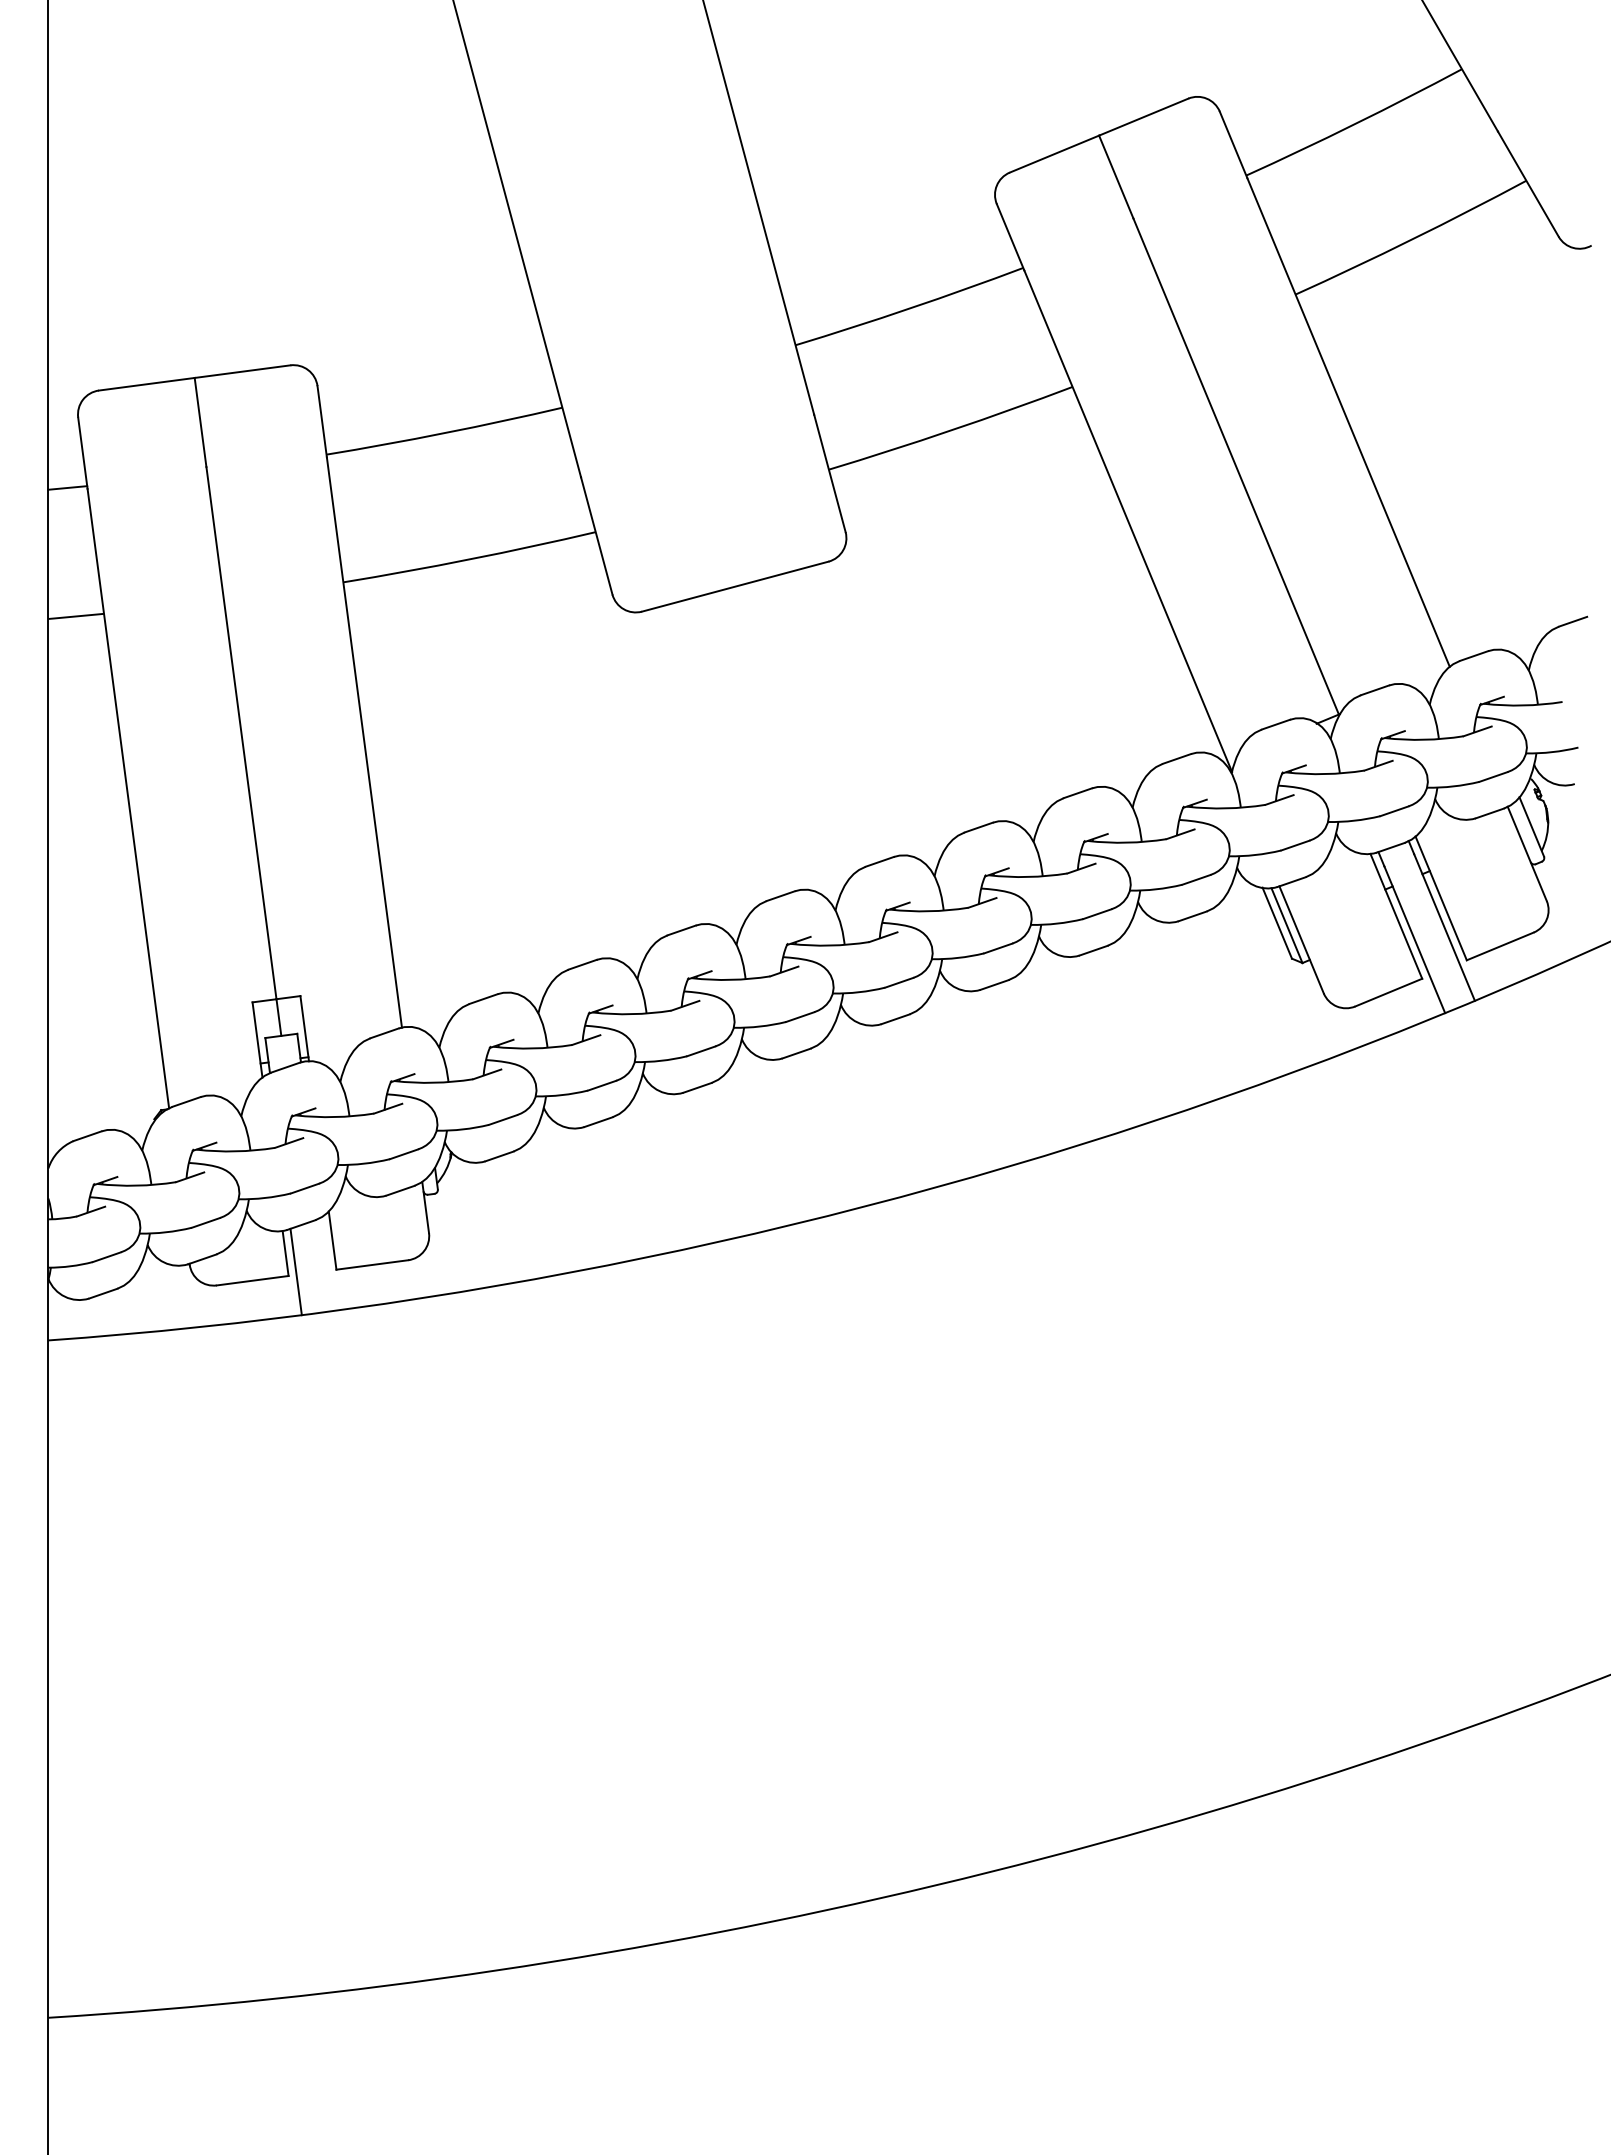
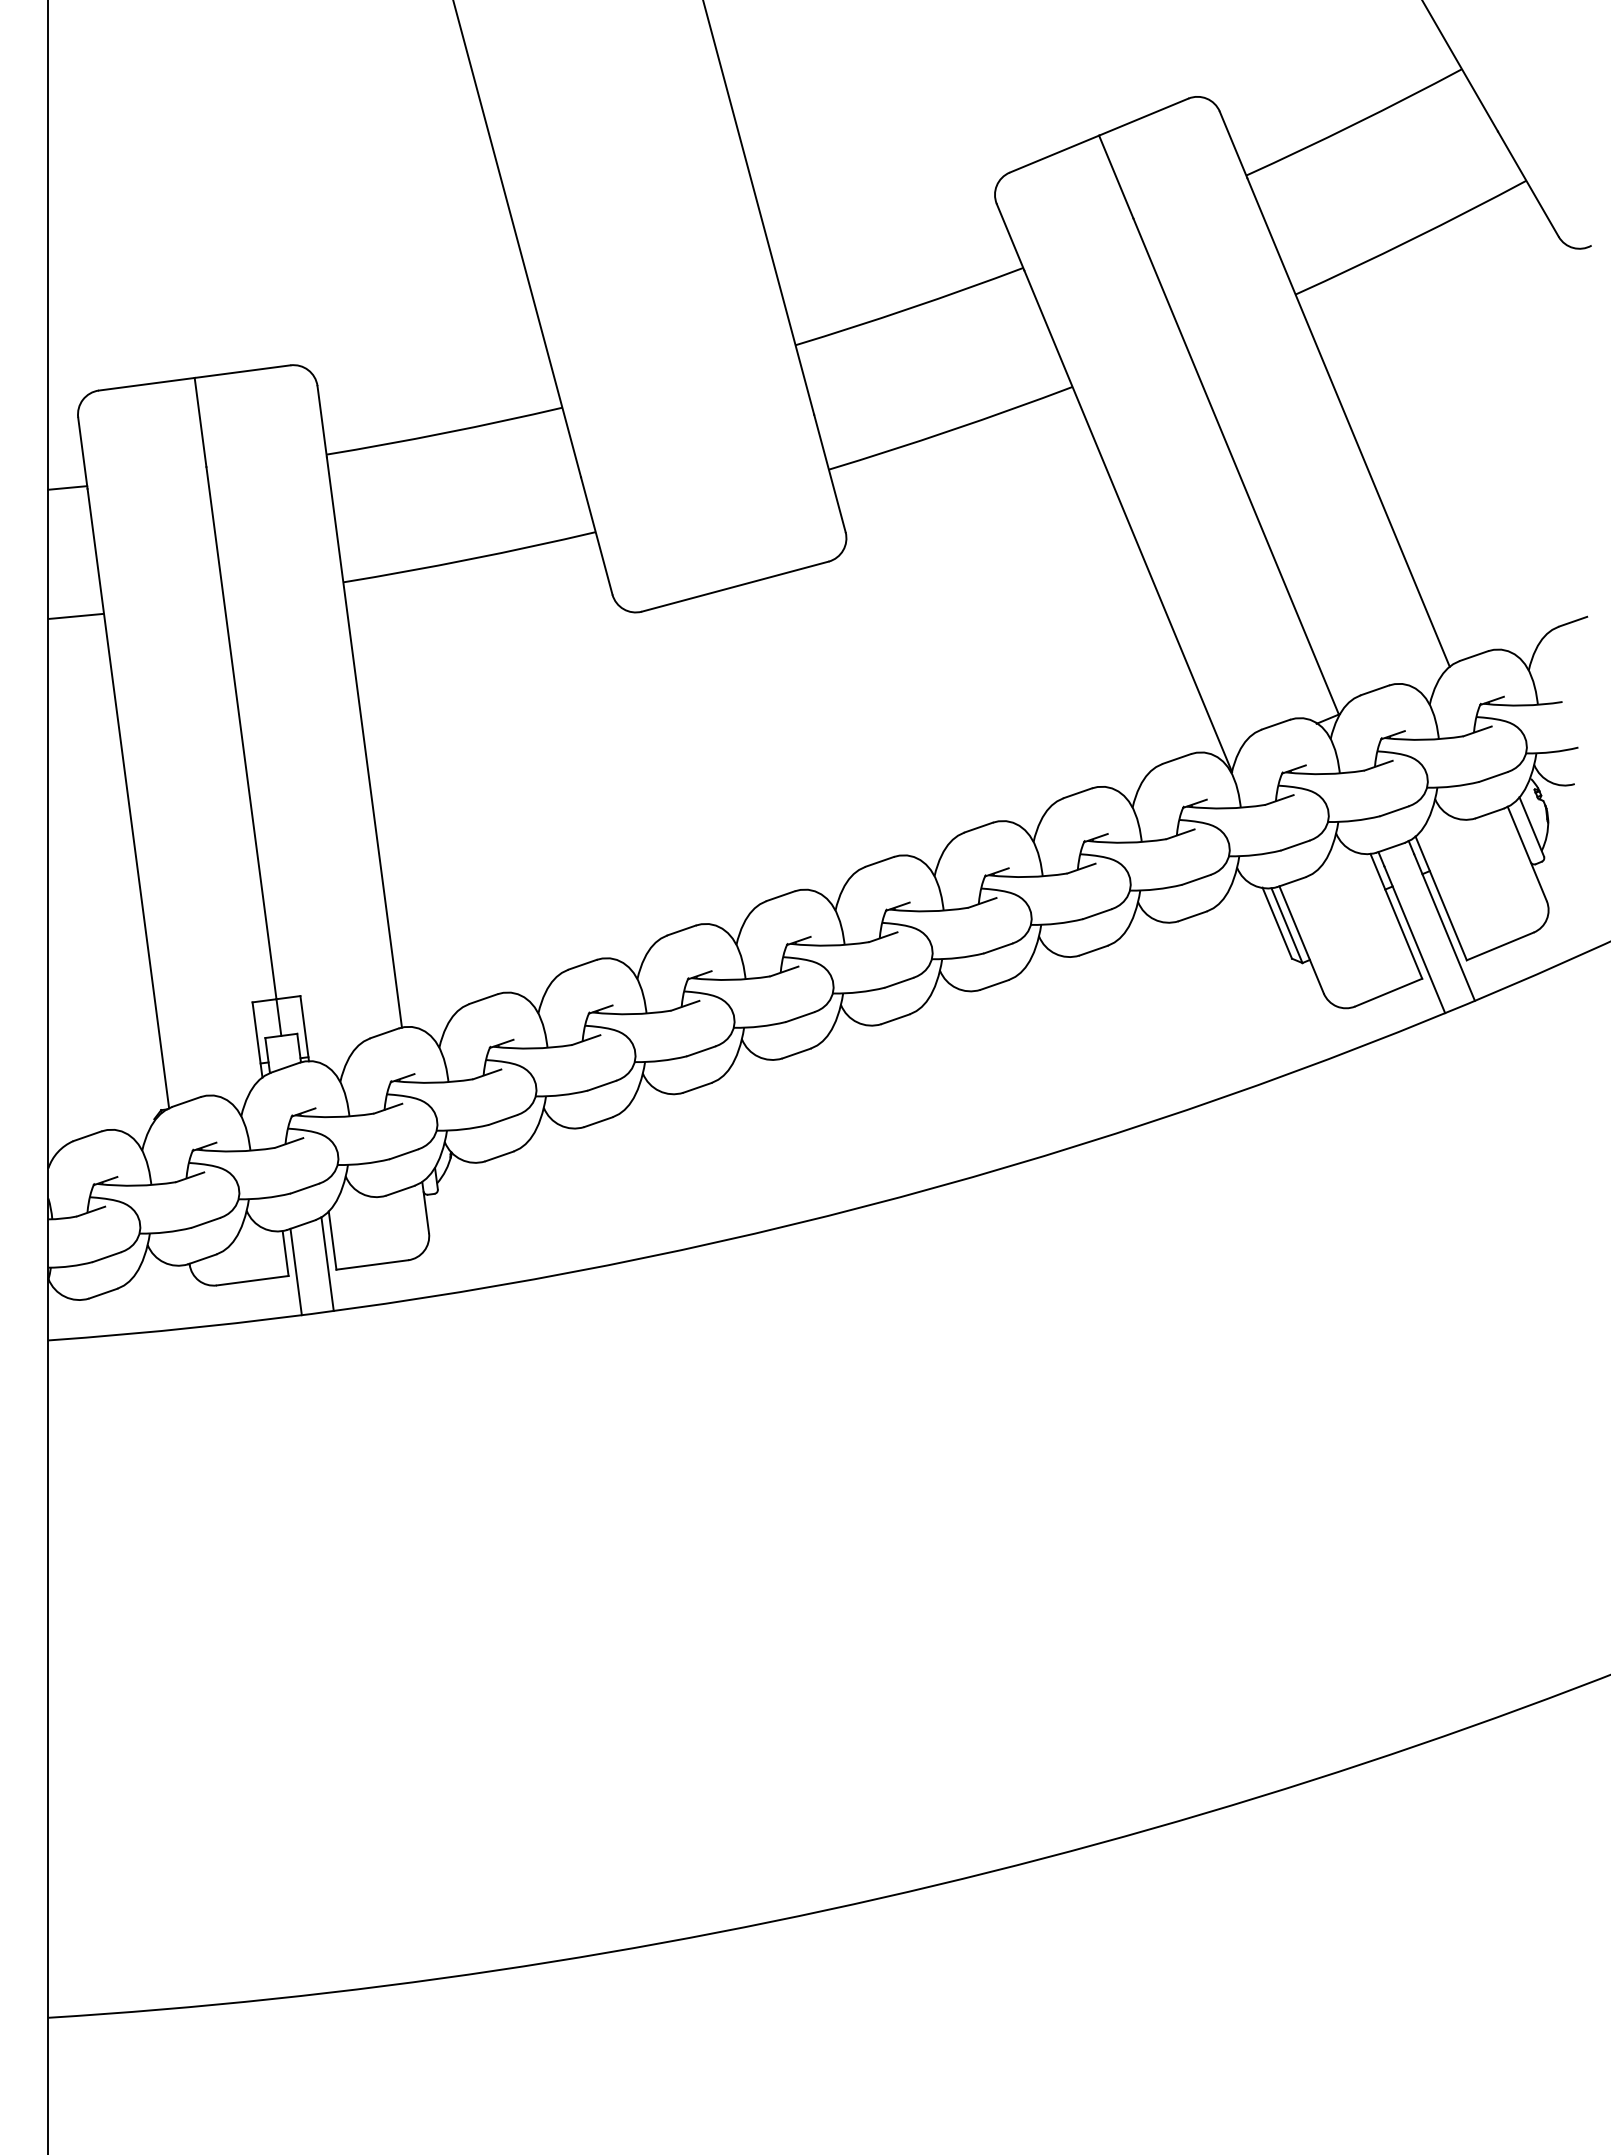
line: none -> present (327, 1264)
